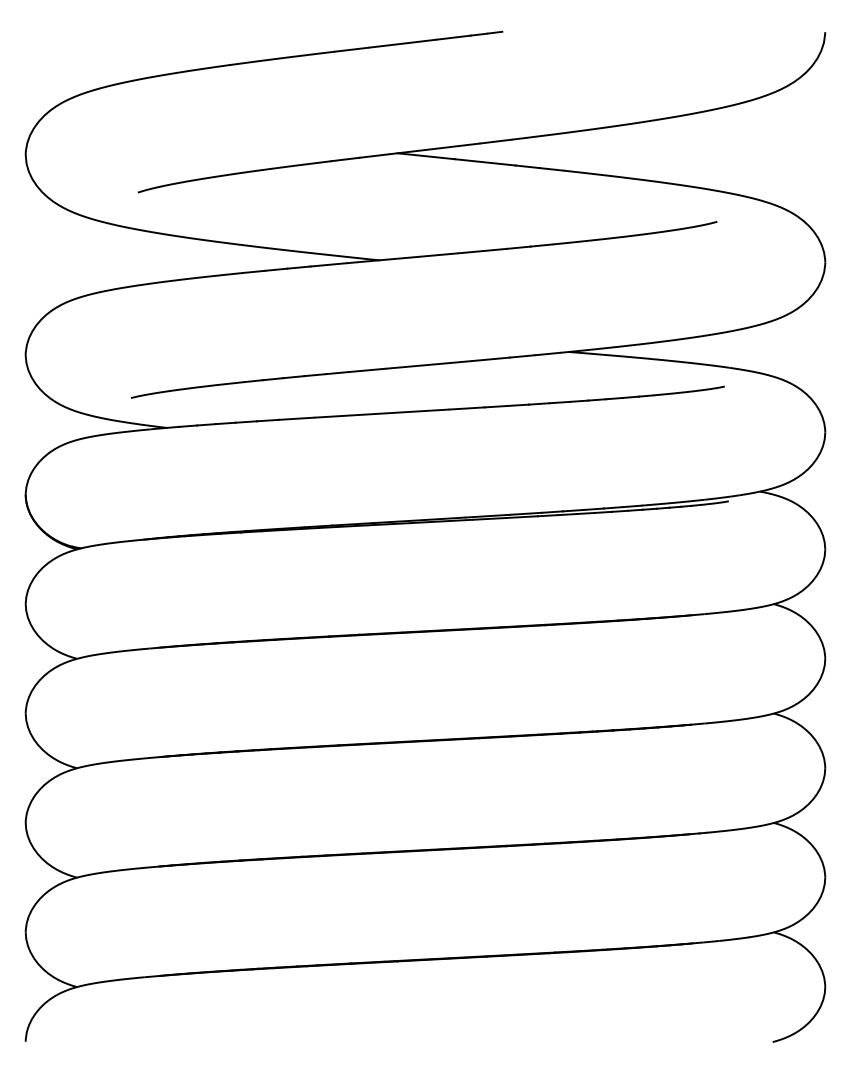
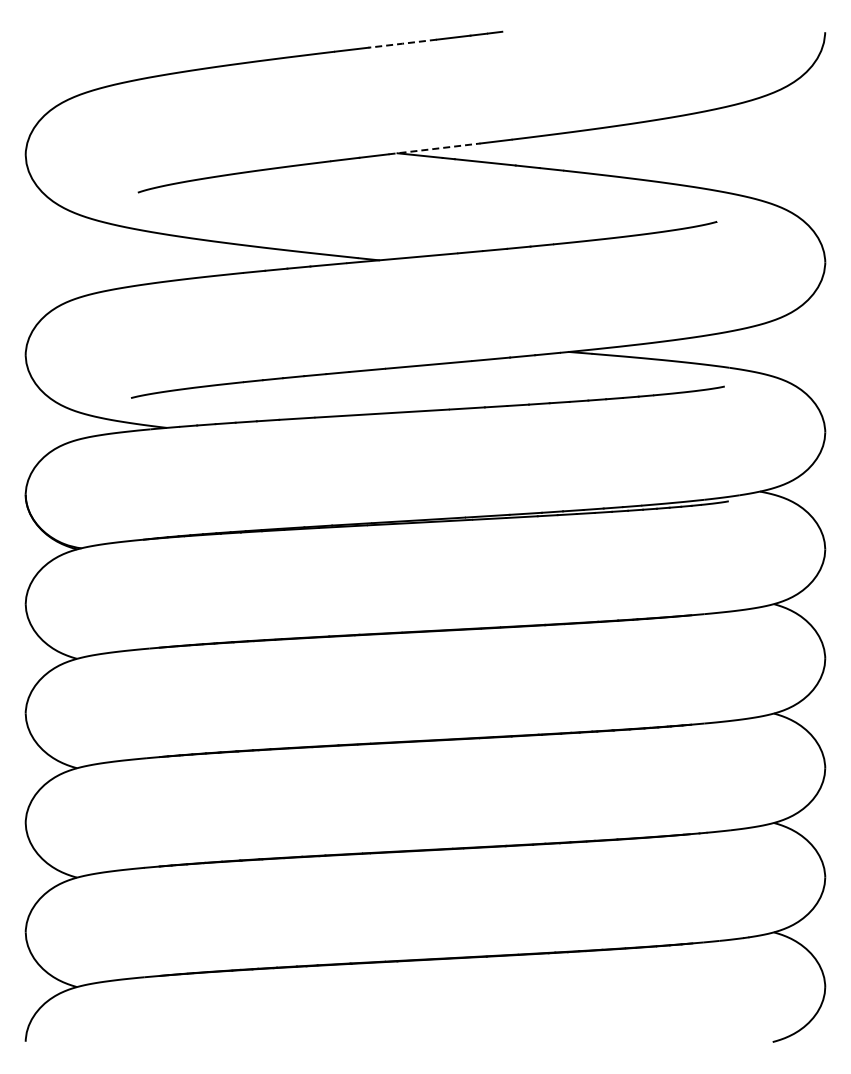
line: solid -> dashed (402, 43)
line: solid -> dashed (433, 149)
